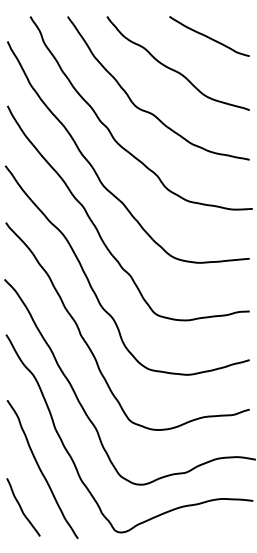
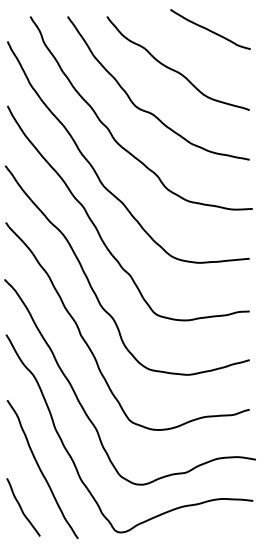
curve position: (208, 36) -> (209, 29) (209, 29)
